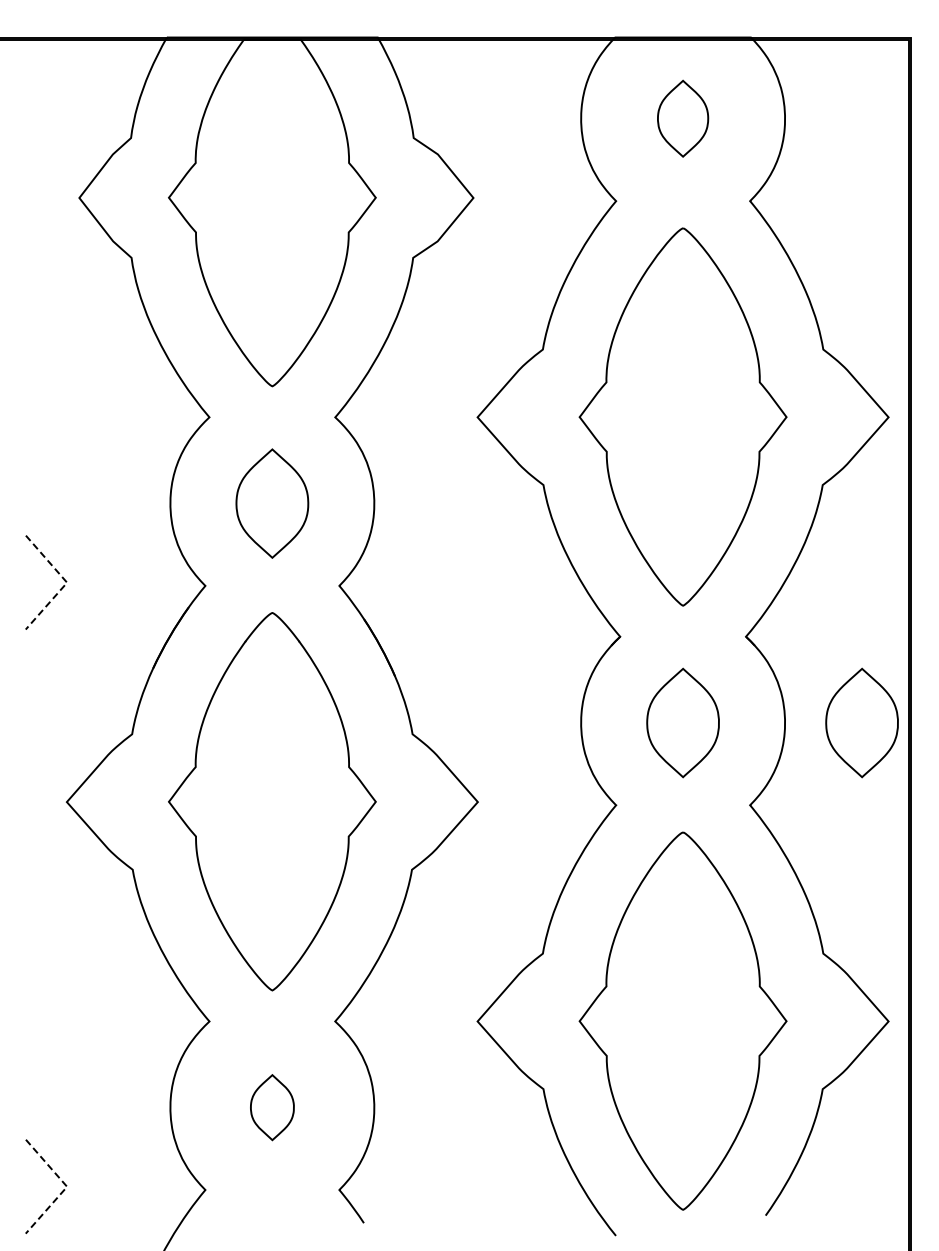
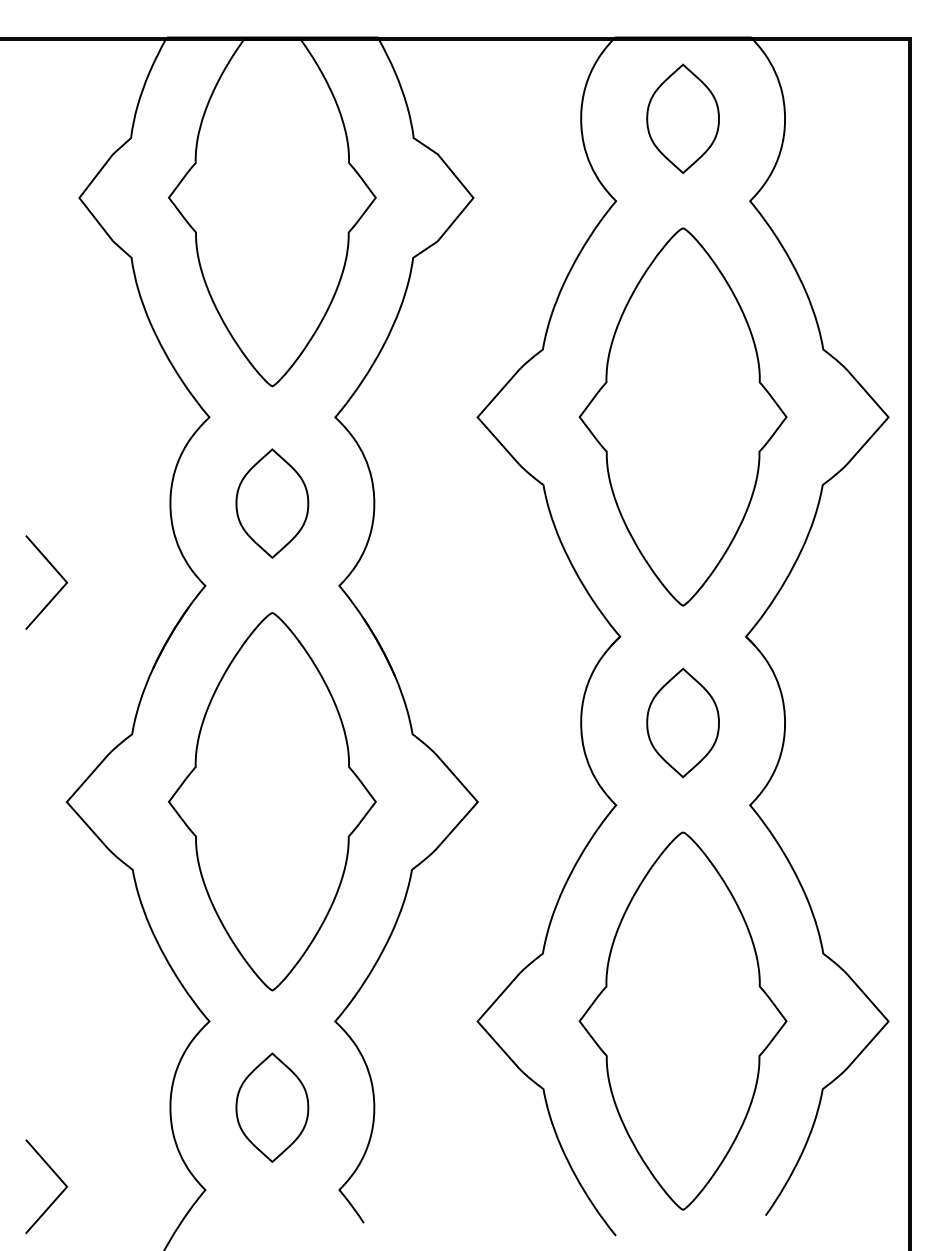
part size: 53x79 px -> 74x111 px (682, 118)
line: dashed -> solid (67, 582)
part: present -> none (861, 722)
part size: 45x68 px -> 75x111 px (272, 1107)
line: dashed -> solid (67, 1186)
